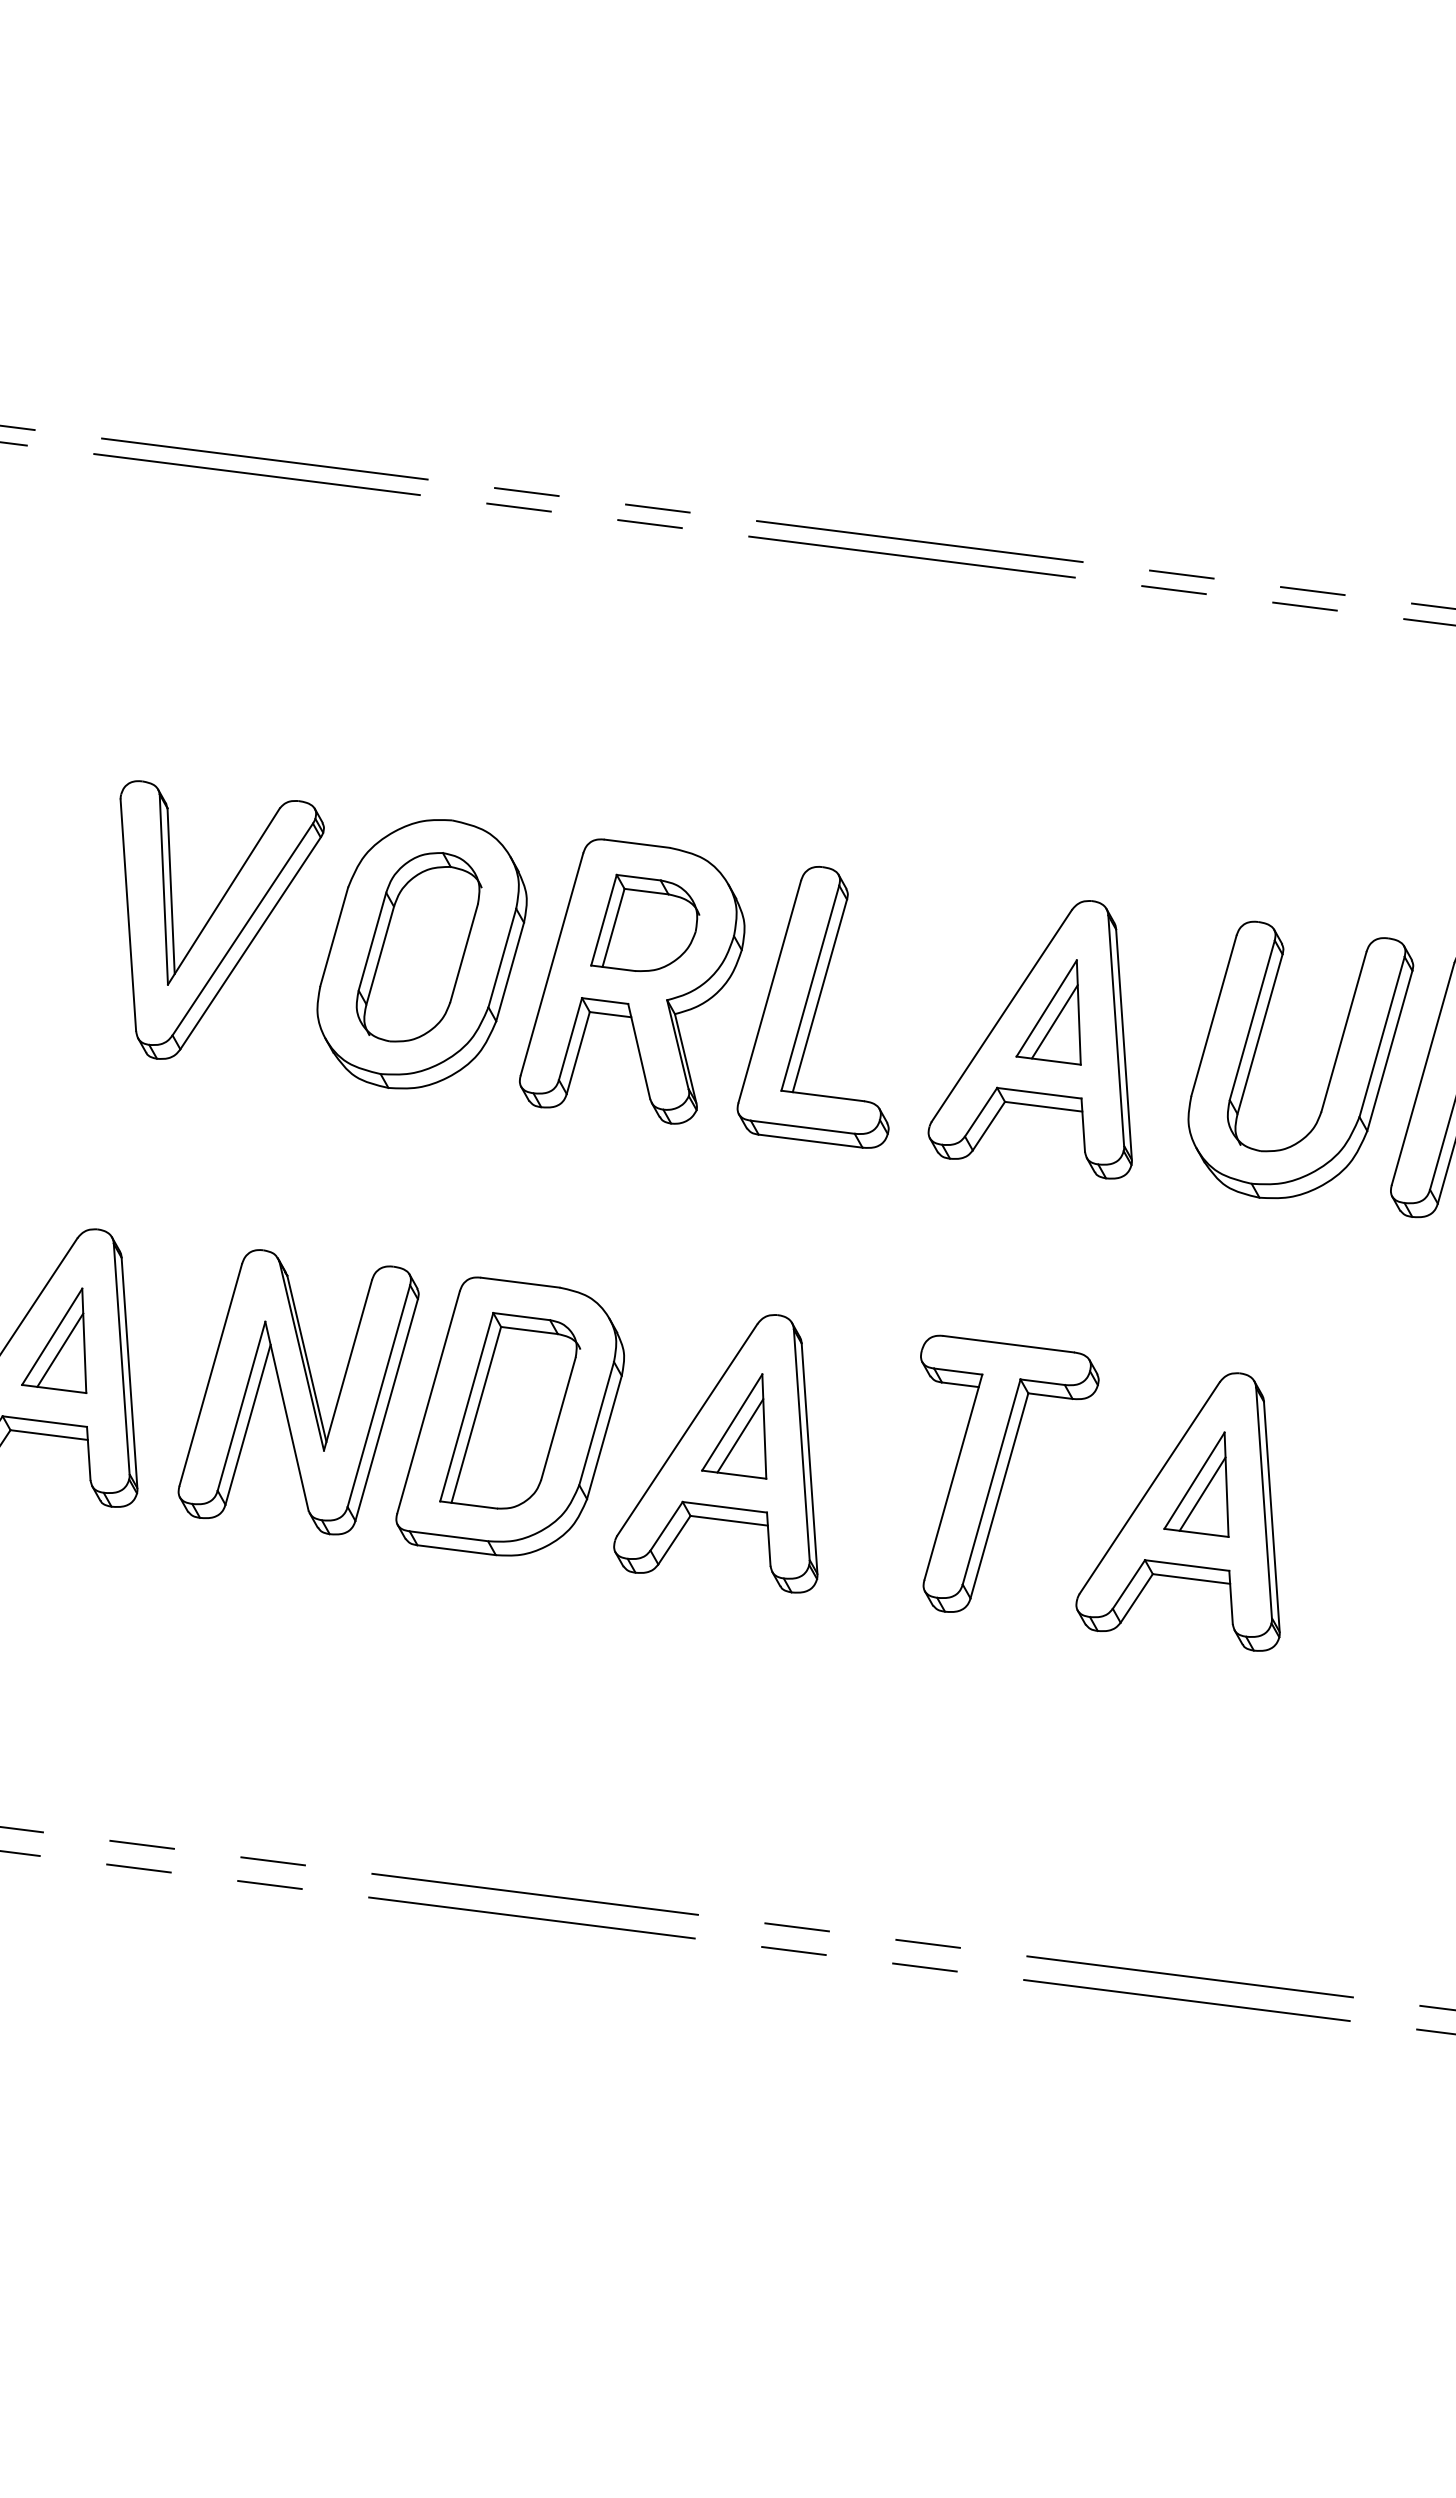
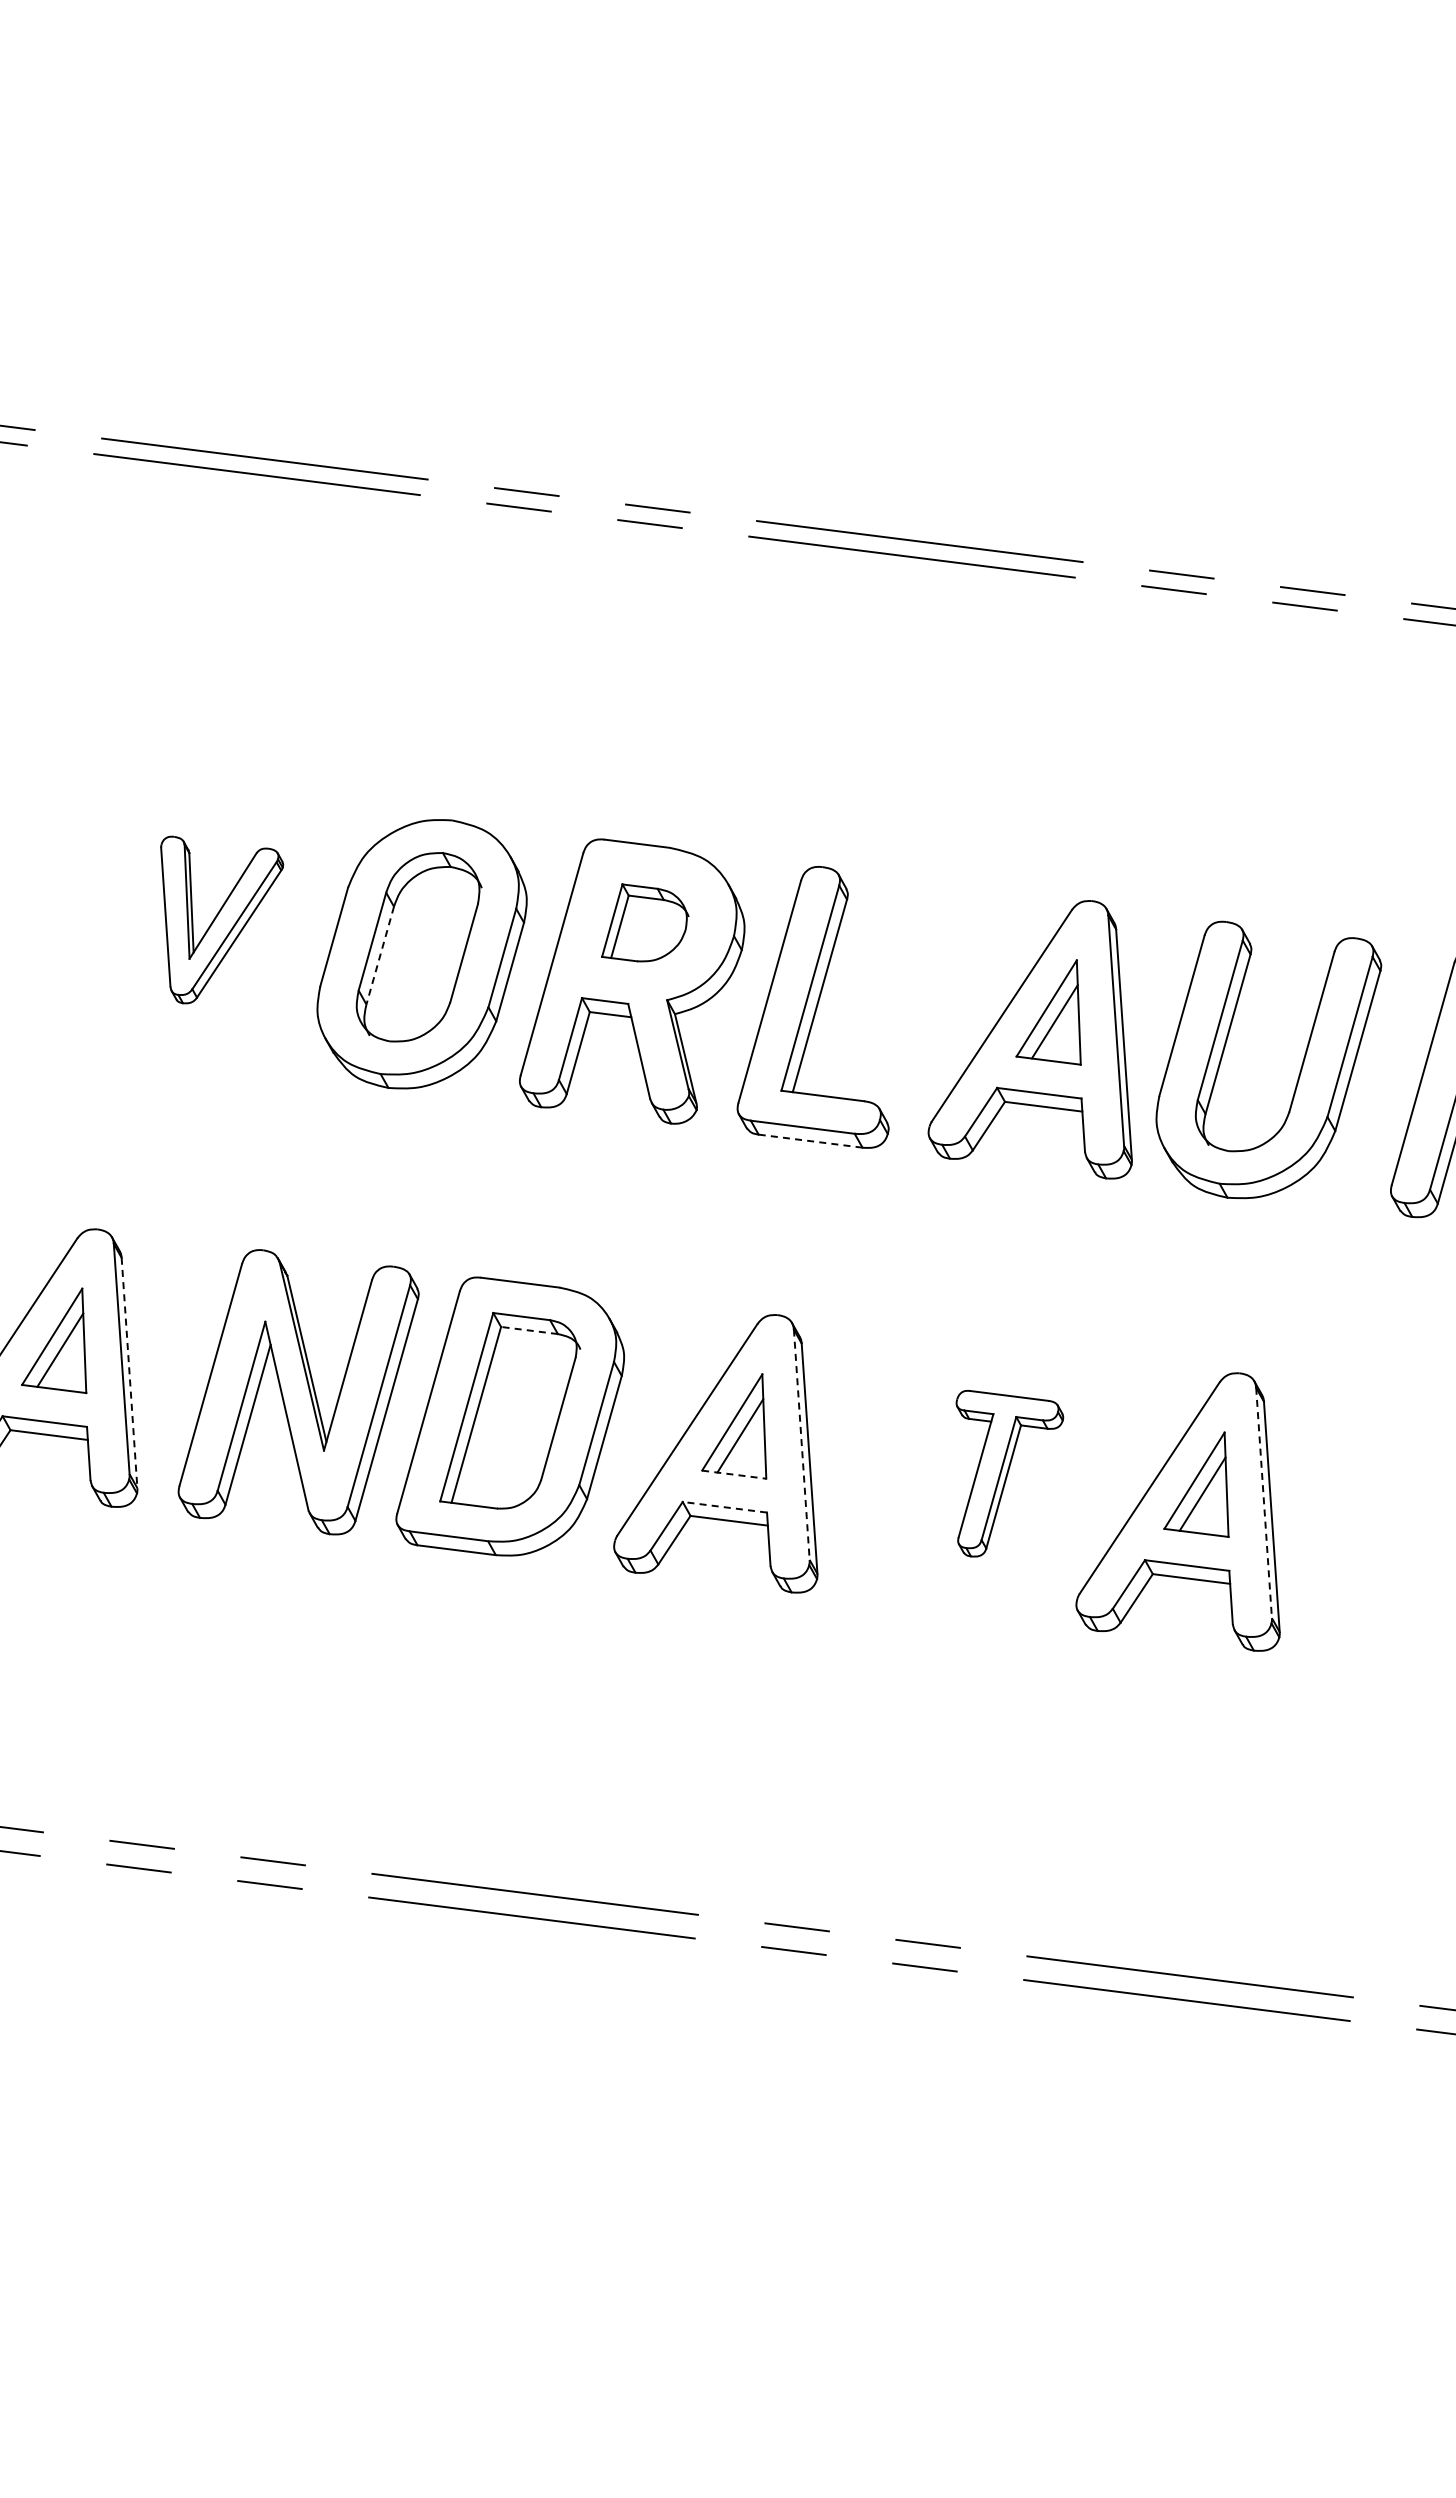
part size: 206x280 px -> 125x170 px (222, 919)
part size: 111x99 px -> 89x80 px (645, 922)
line: solid -> dashed (380, 955)
part position: (1332, 1068) -> (1300, 1068) (1300, 1068)
line: solid -> dashed (810, 1141)
line: solid -> dashed (529, 1330)
line: solid -> dashed (129, 1373)
line: solid -> dashed (801, 1445)
part size: 180x279 px -> 110x168 px (1009, 1473)
line: solid -> dashed (734, 1474)
line: solid -> dashed (1264, 1503)
line: solid -> dashed (724, 1507)
